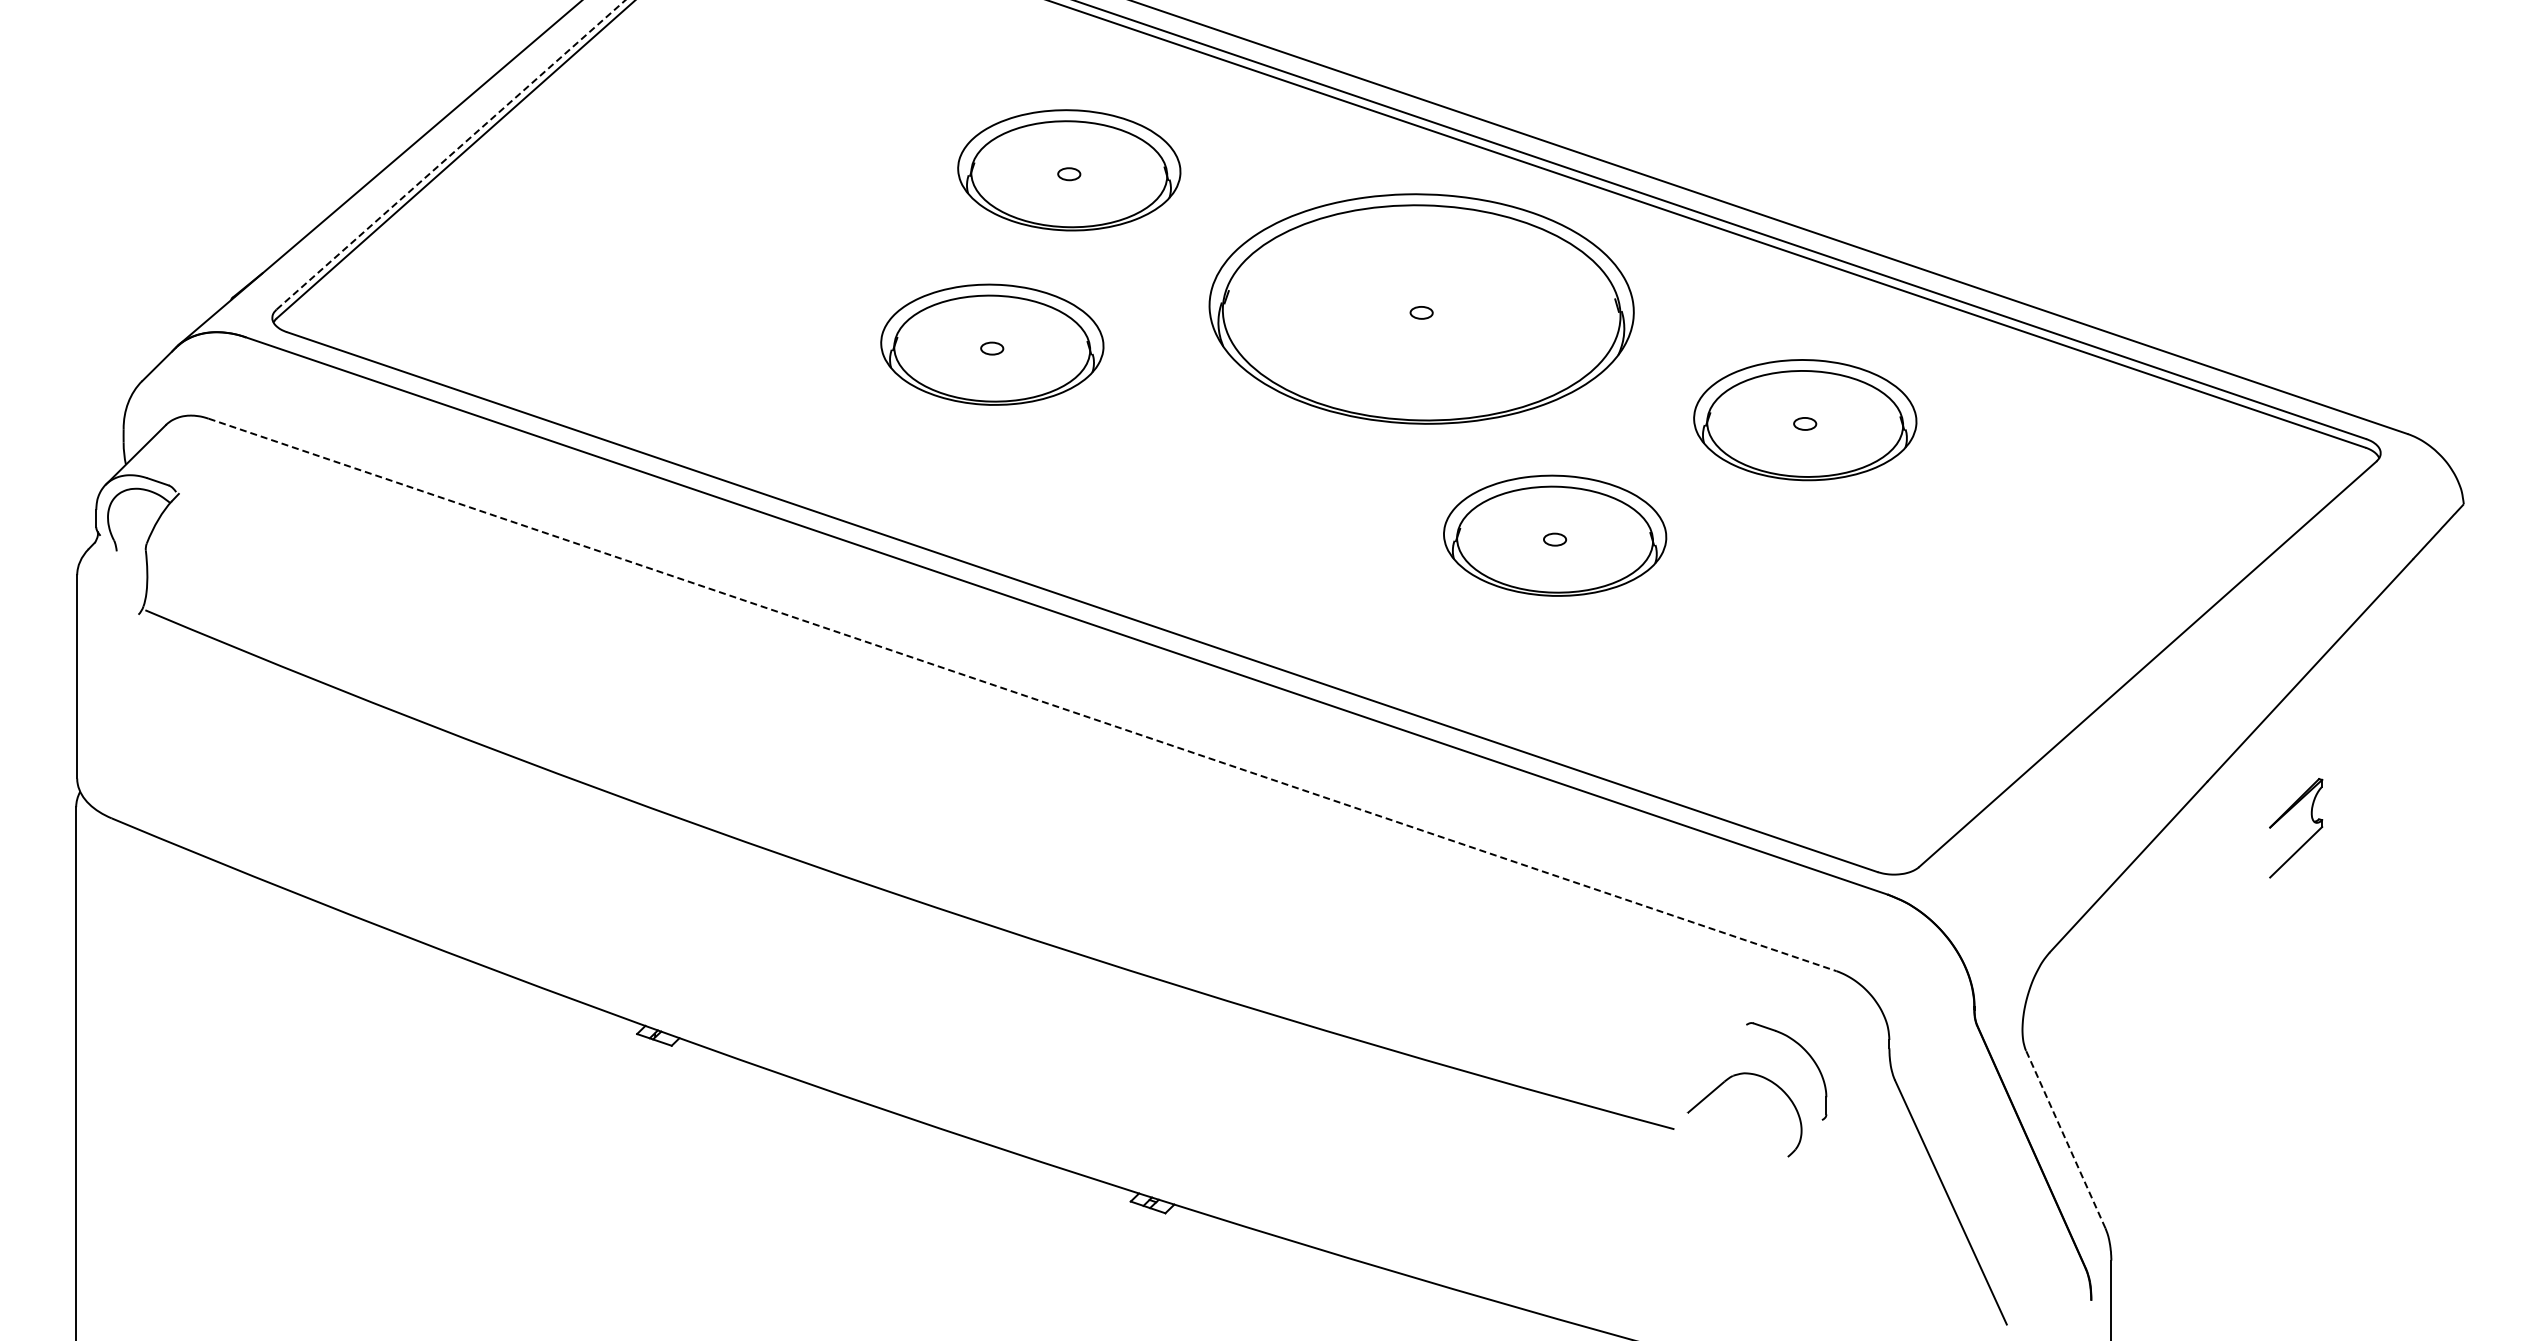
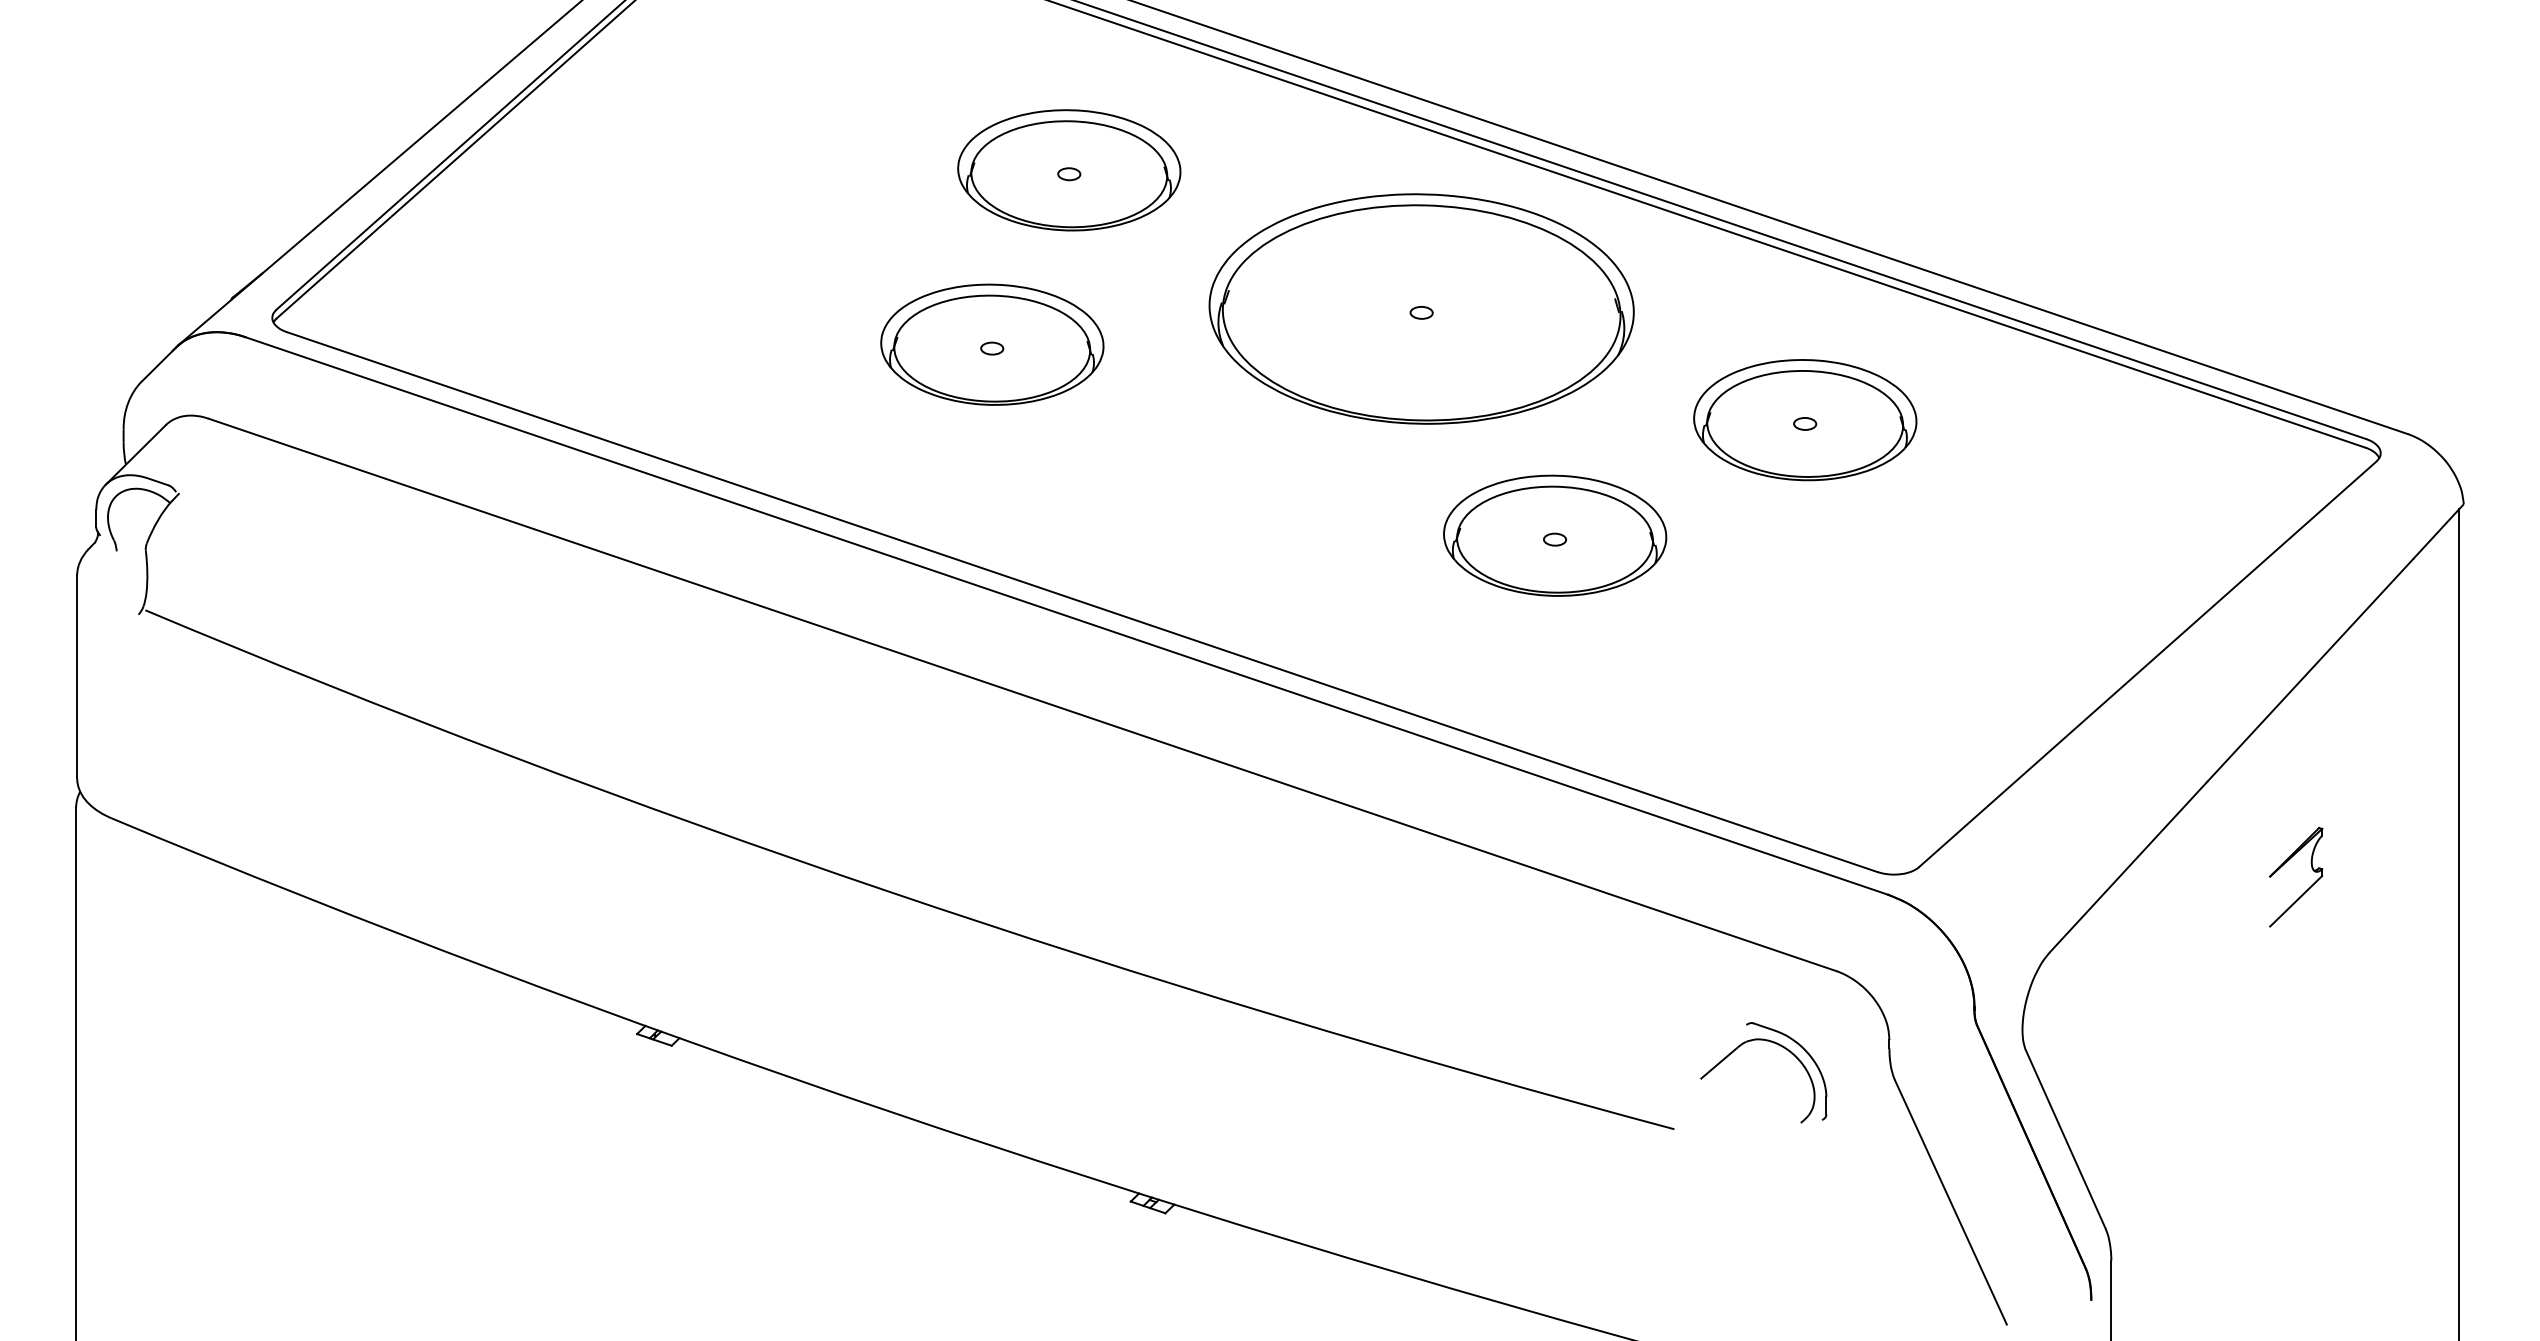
line: dashed -> solid (451, 154)
line: dashed -> solid (1022, 694)
part position: (2307, 839) -> (2307, 888) (2307, 888)
line: none -> present (2459, 923)
part position: (1718, 1088) -> (1731, 1054) (1731, 1054)
line: dashed -> solid (2065, 1139)
